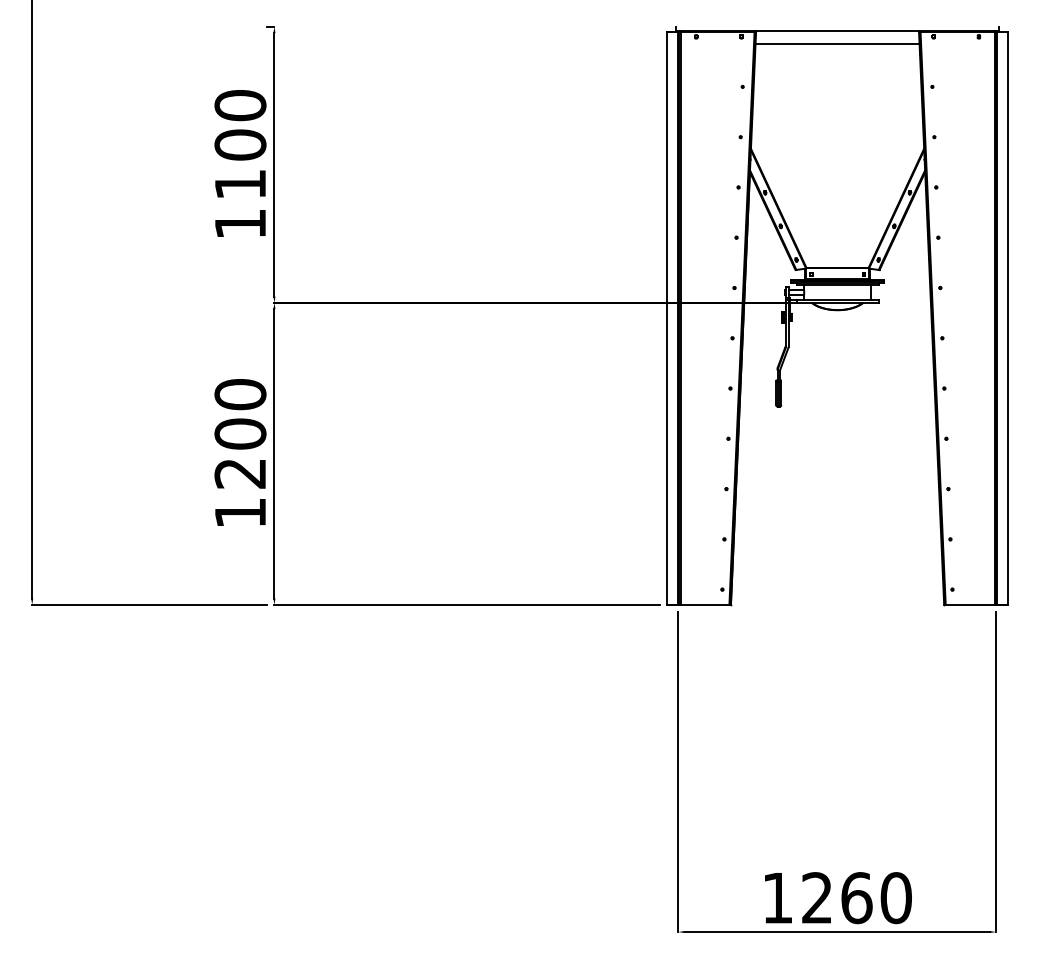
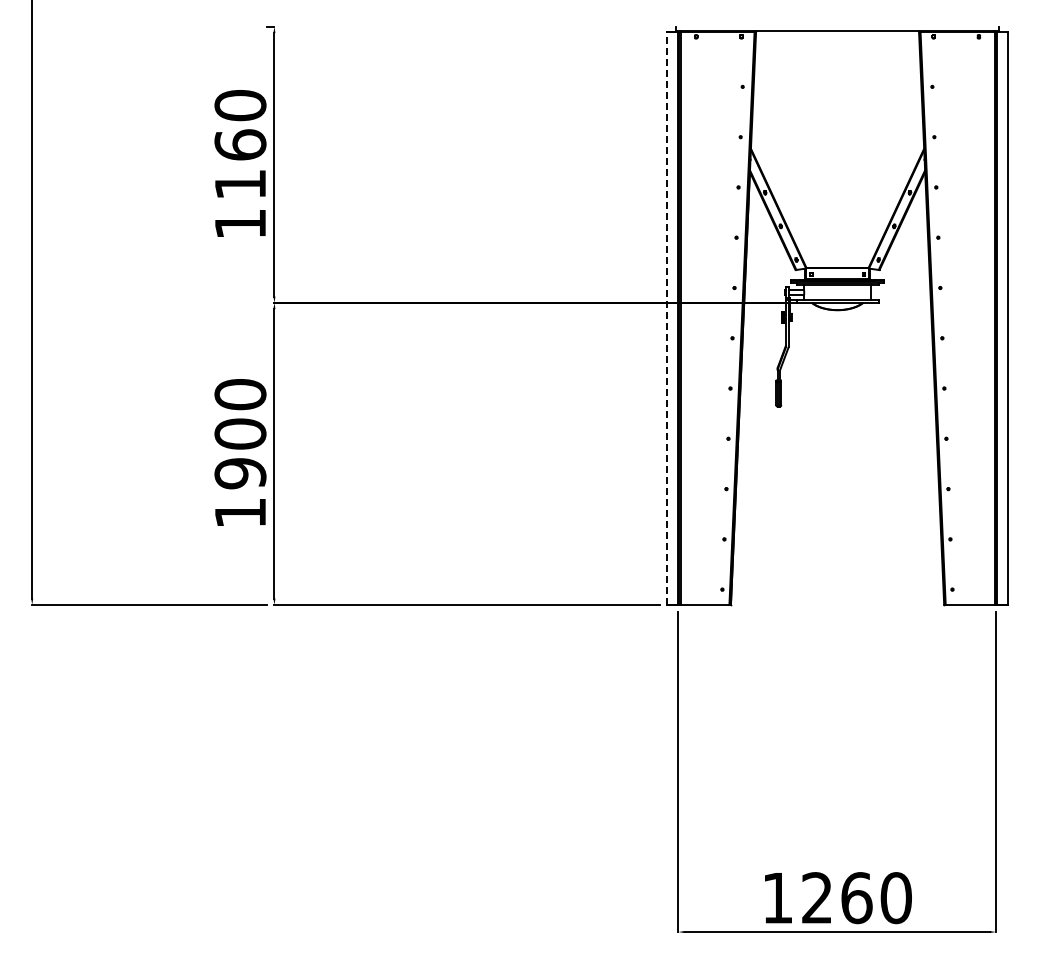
line: present -> none (837, 44)
text: 1100 -> 1160 (240, 144)
line: solid -> dashed (667, 317)
text: 1200 -> 1900 (240, 473)
